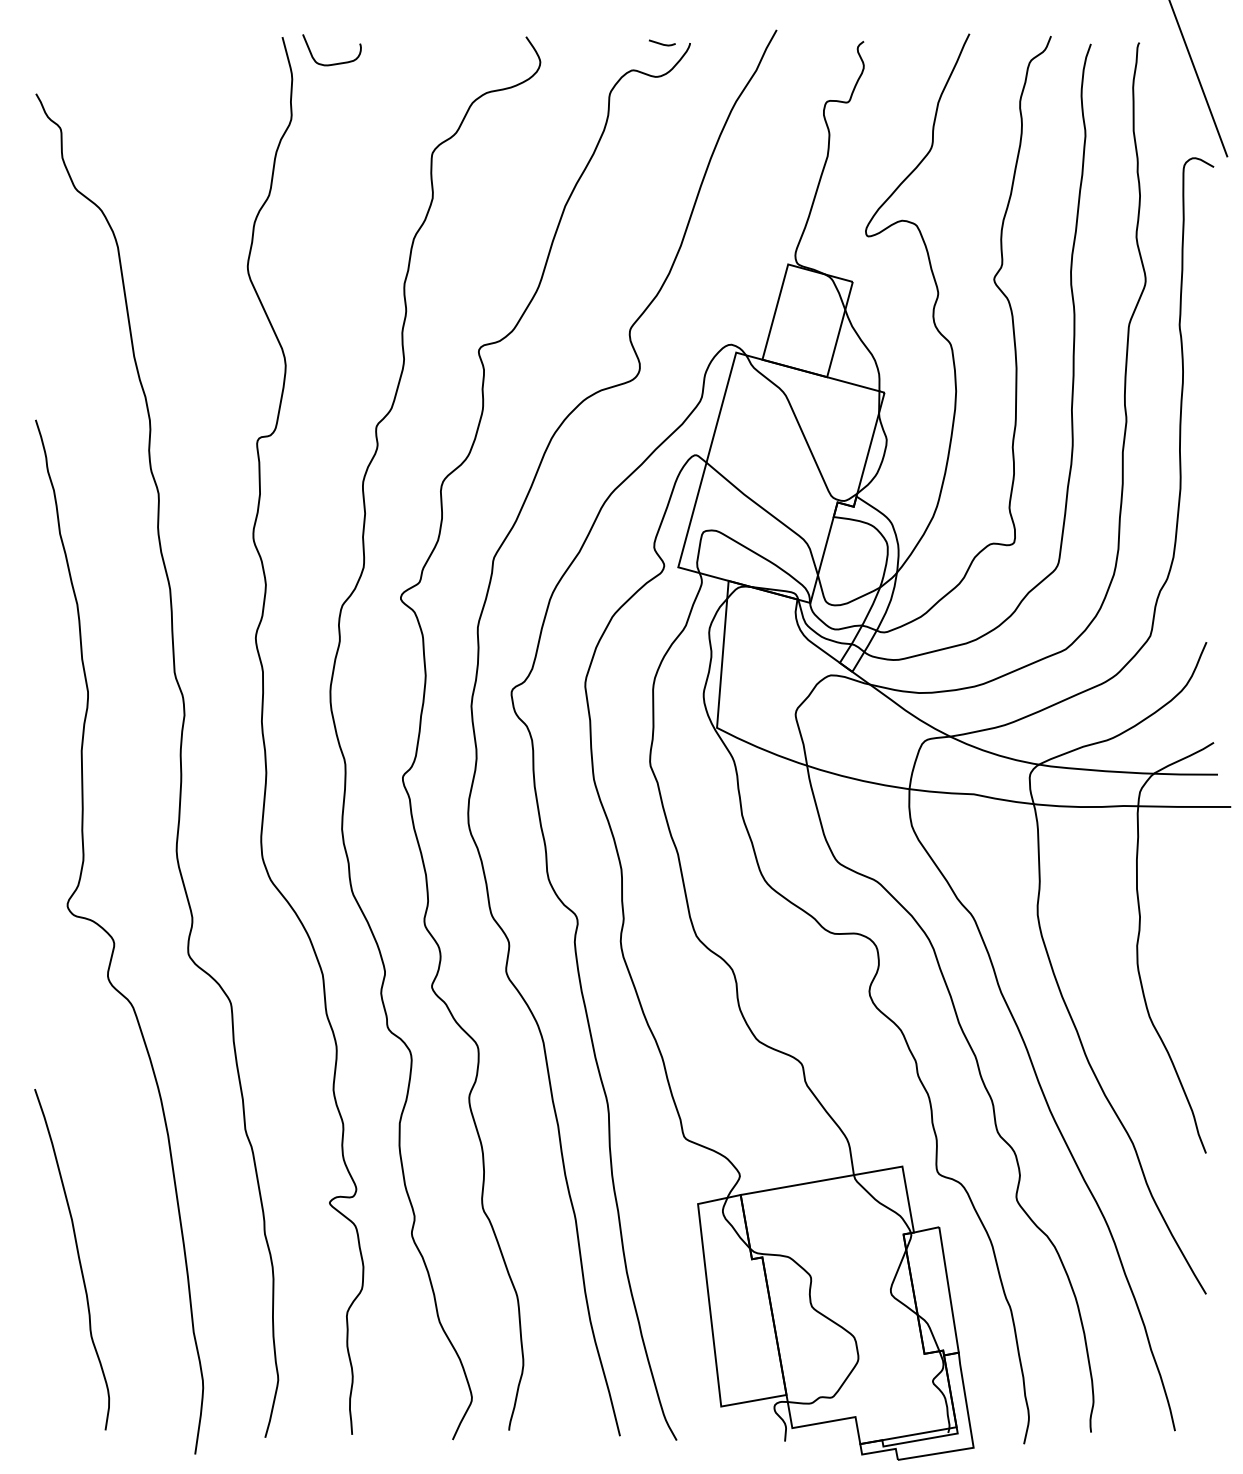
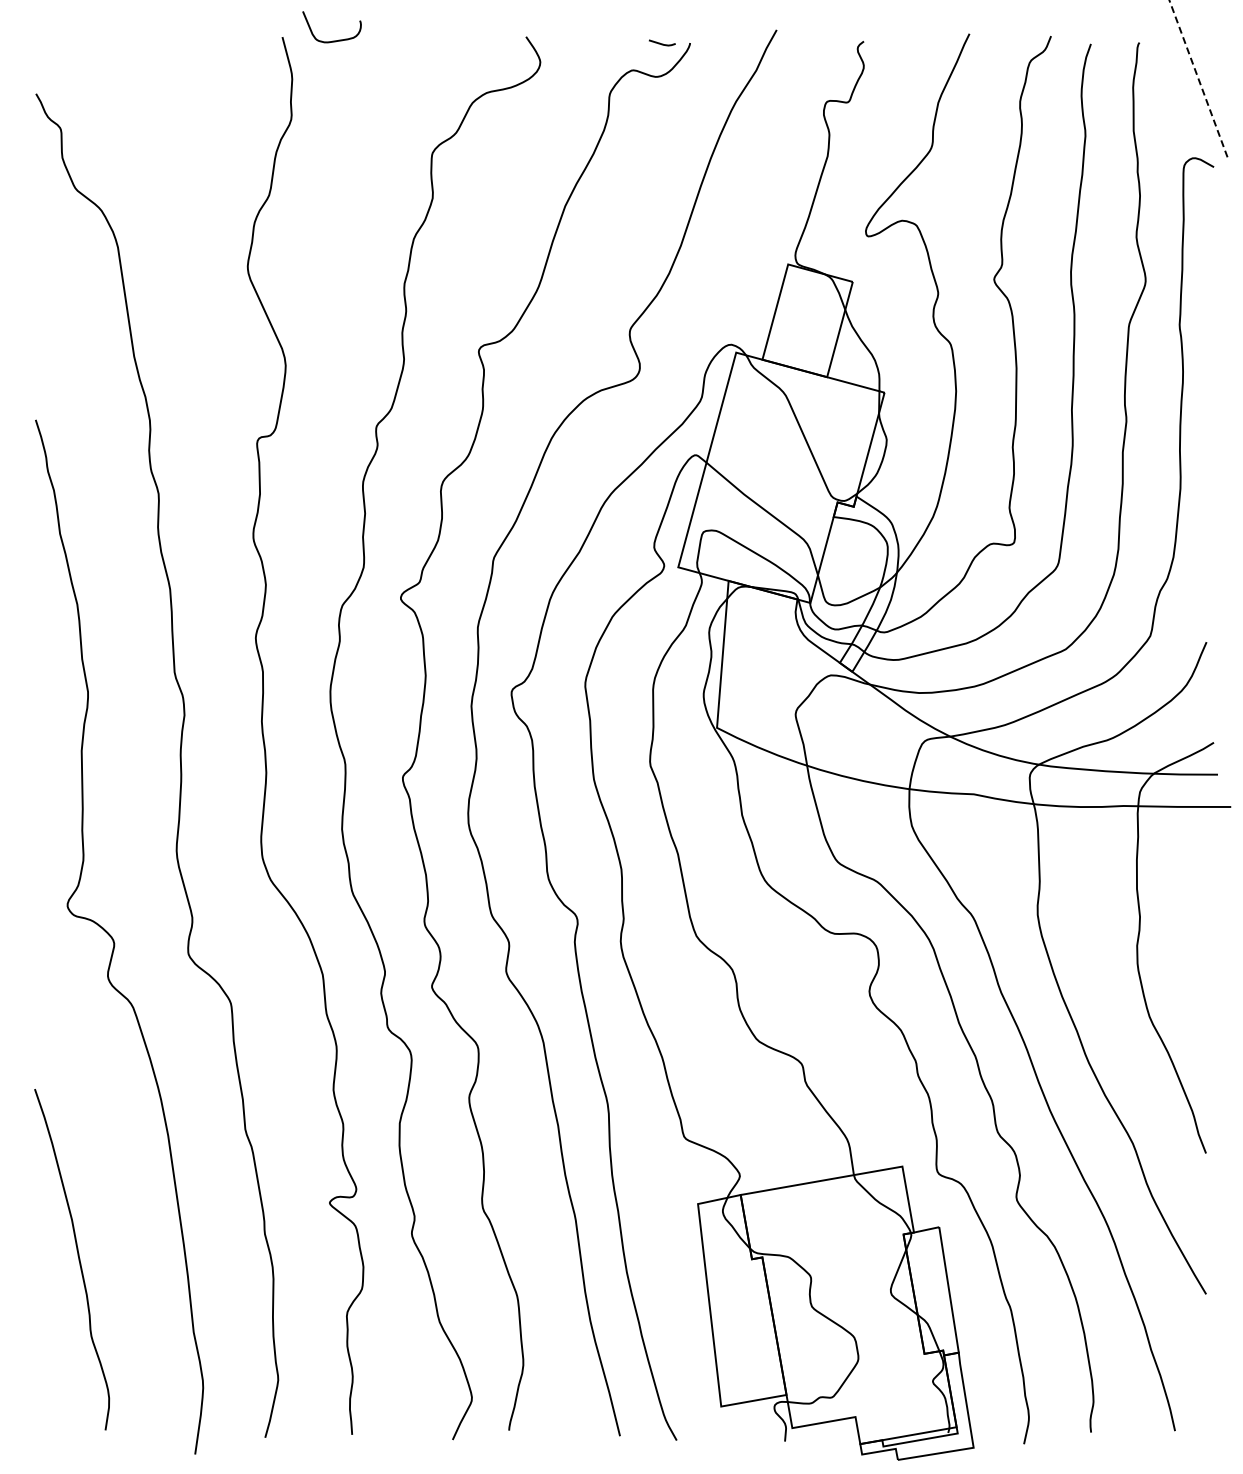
curve position: (332, 63) -> (332, 40) (332, 40)
line: solid -> dashed (1198, 78)
